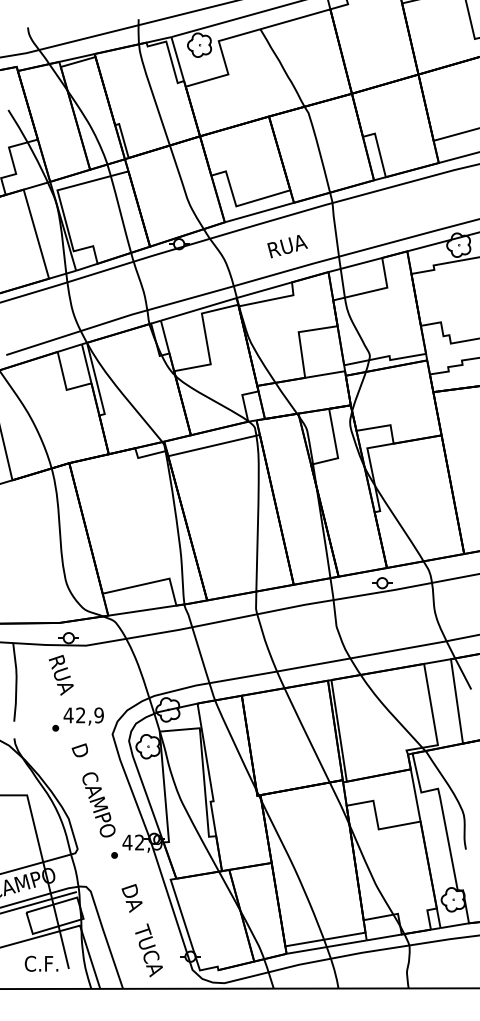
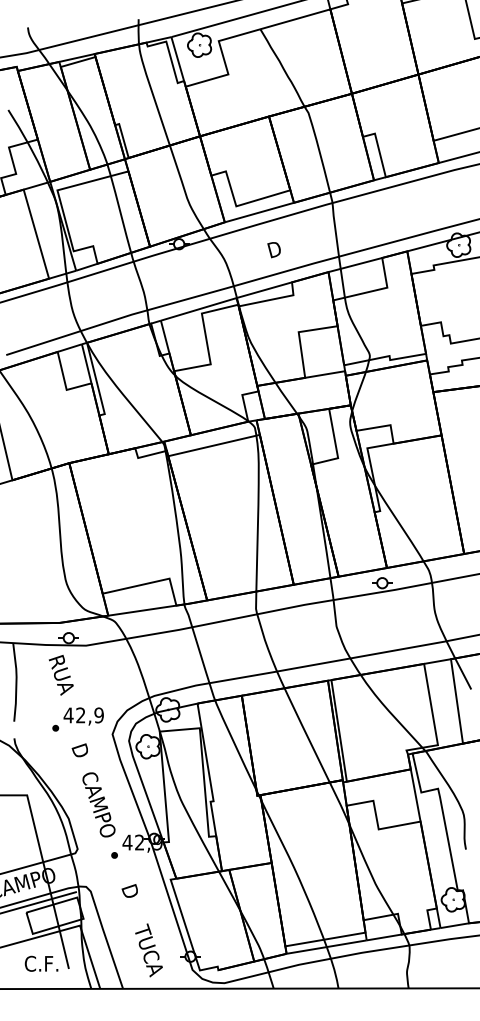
text: RUA -> D (289, 246)
text: DA -> D (133, 906)
